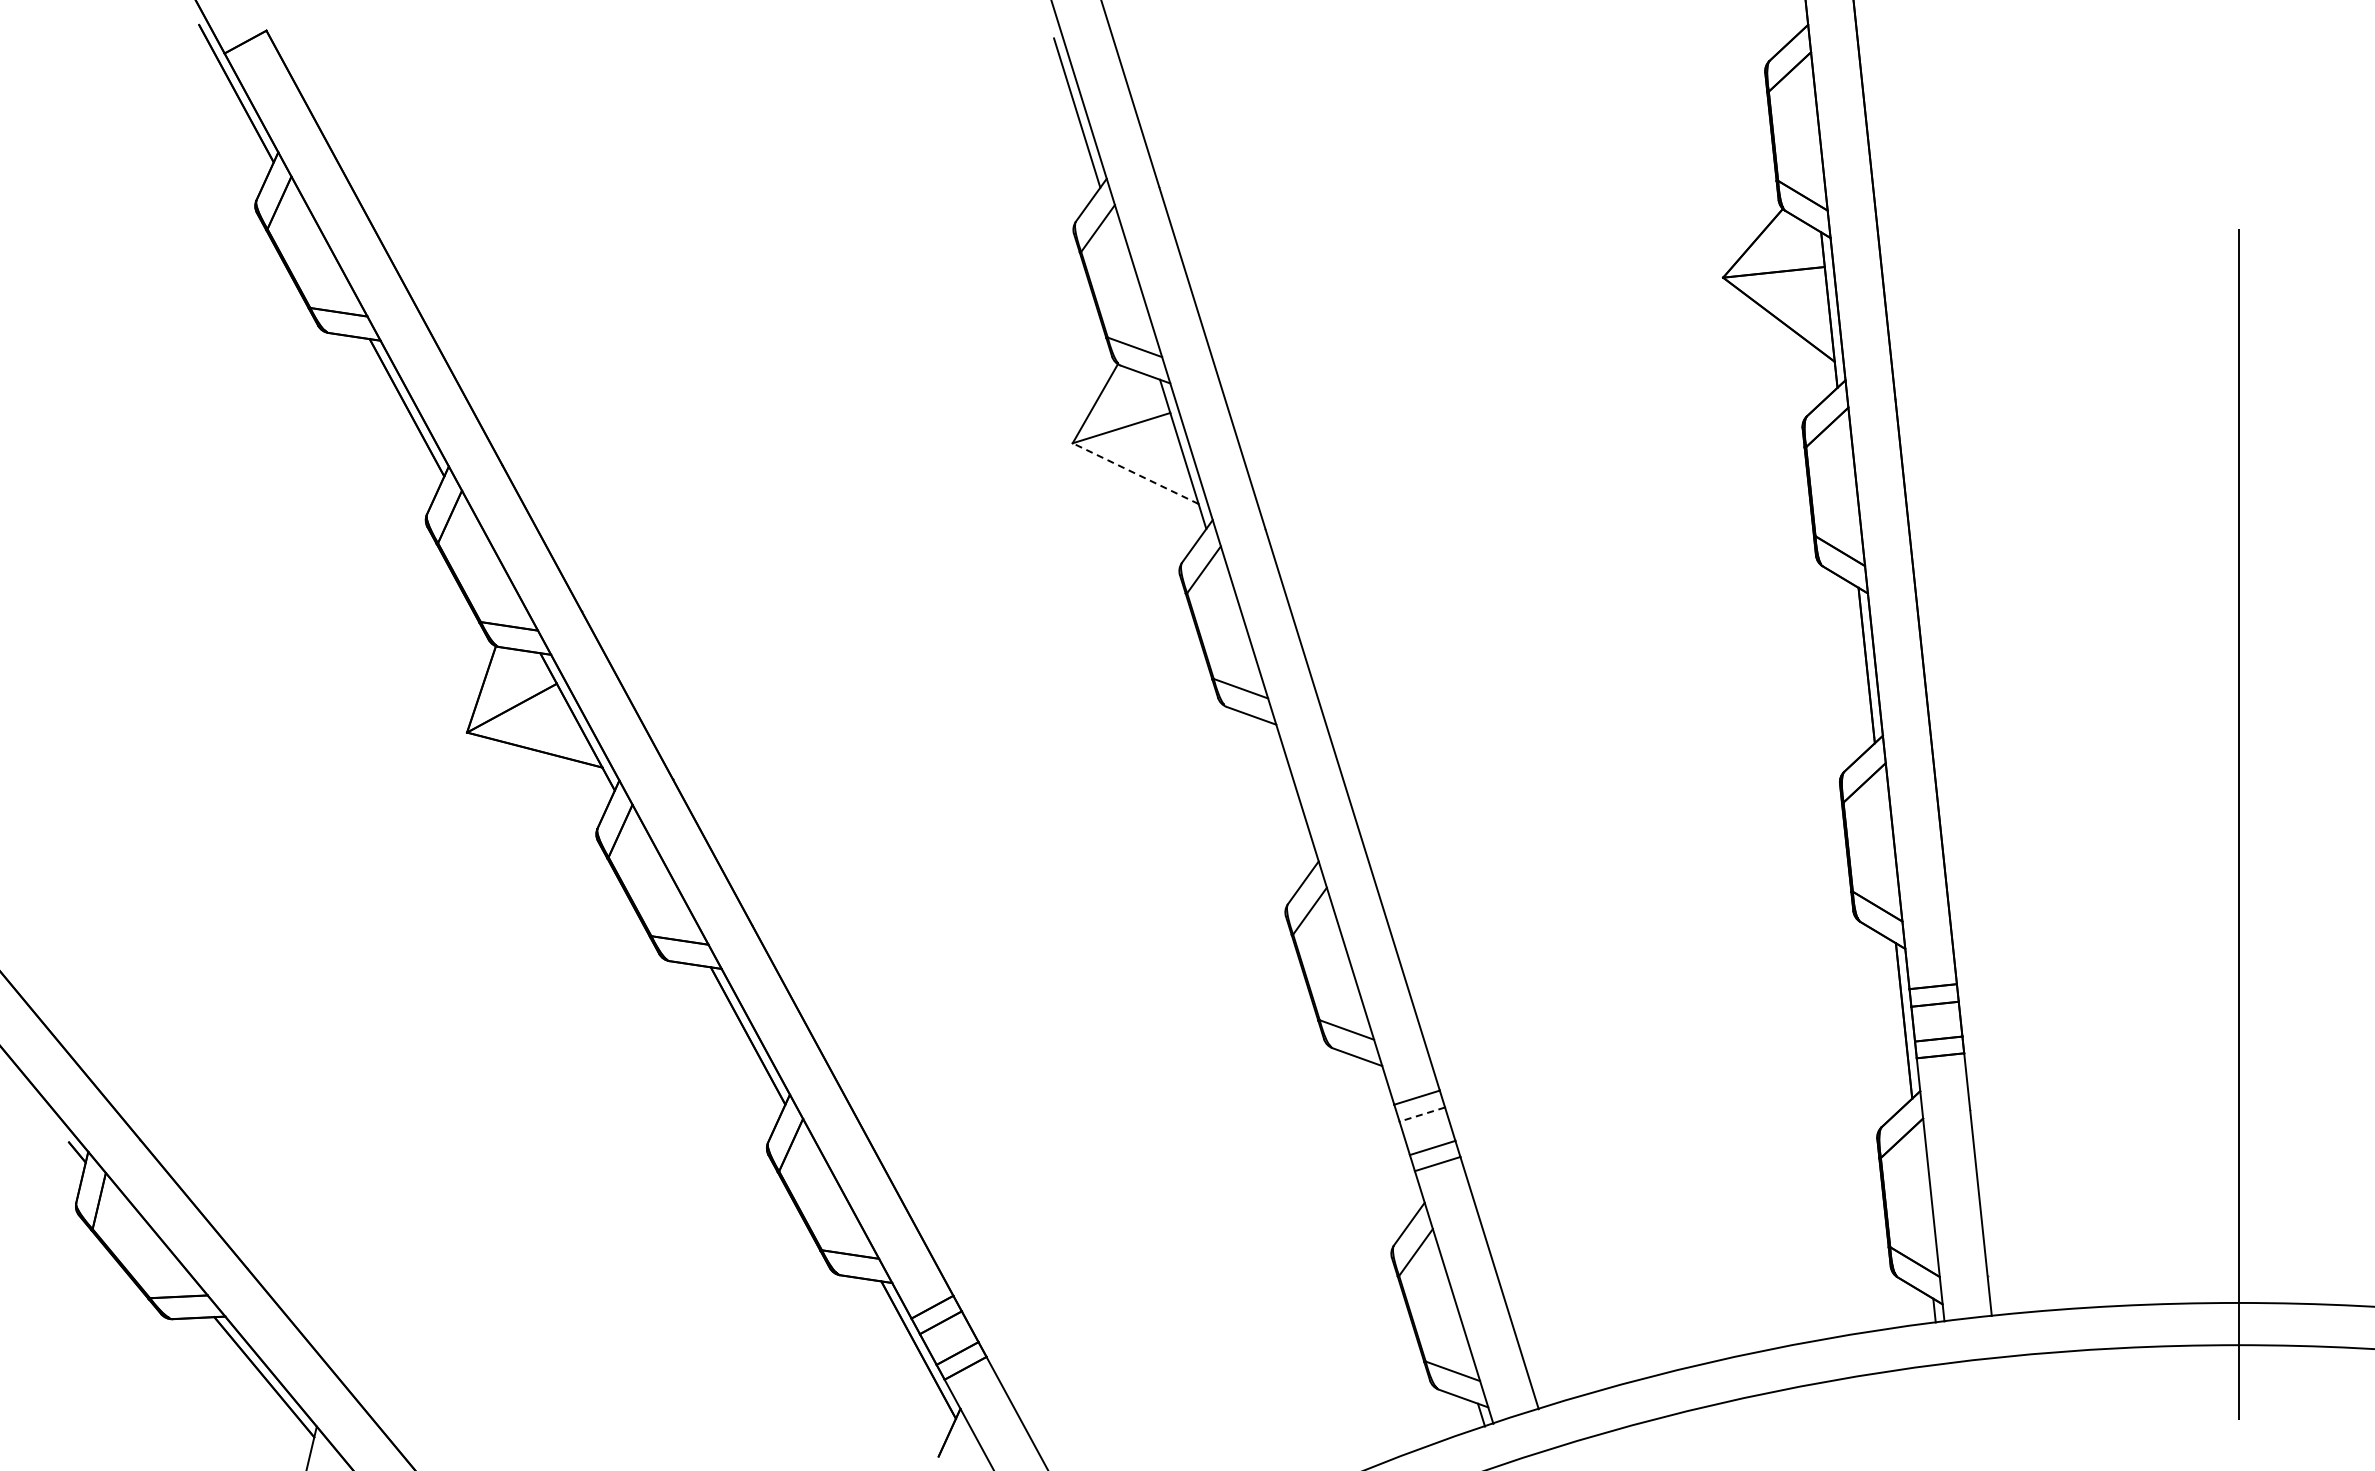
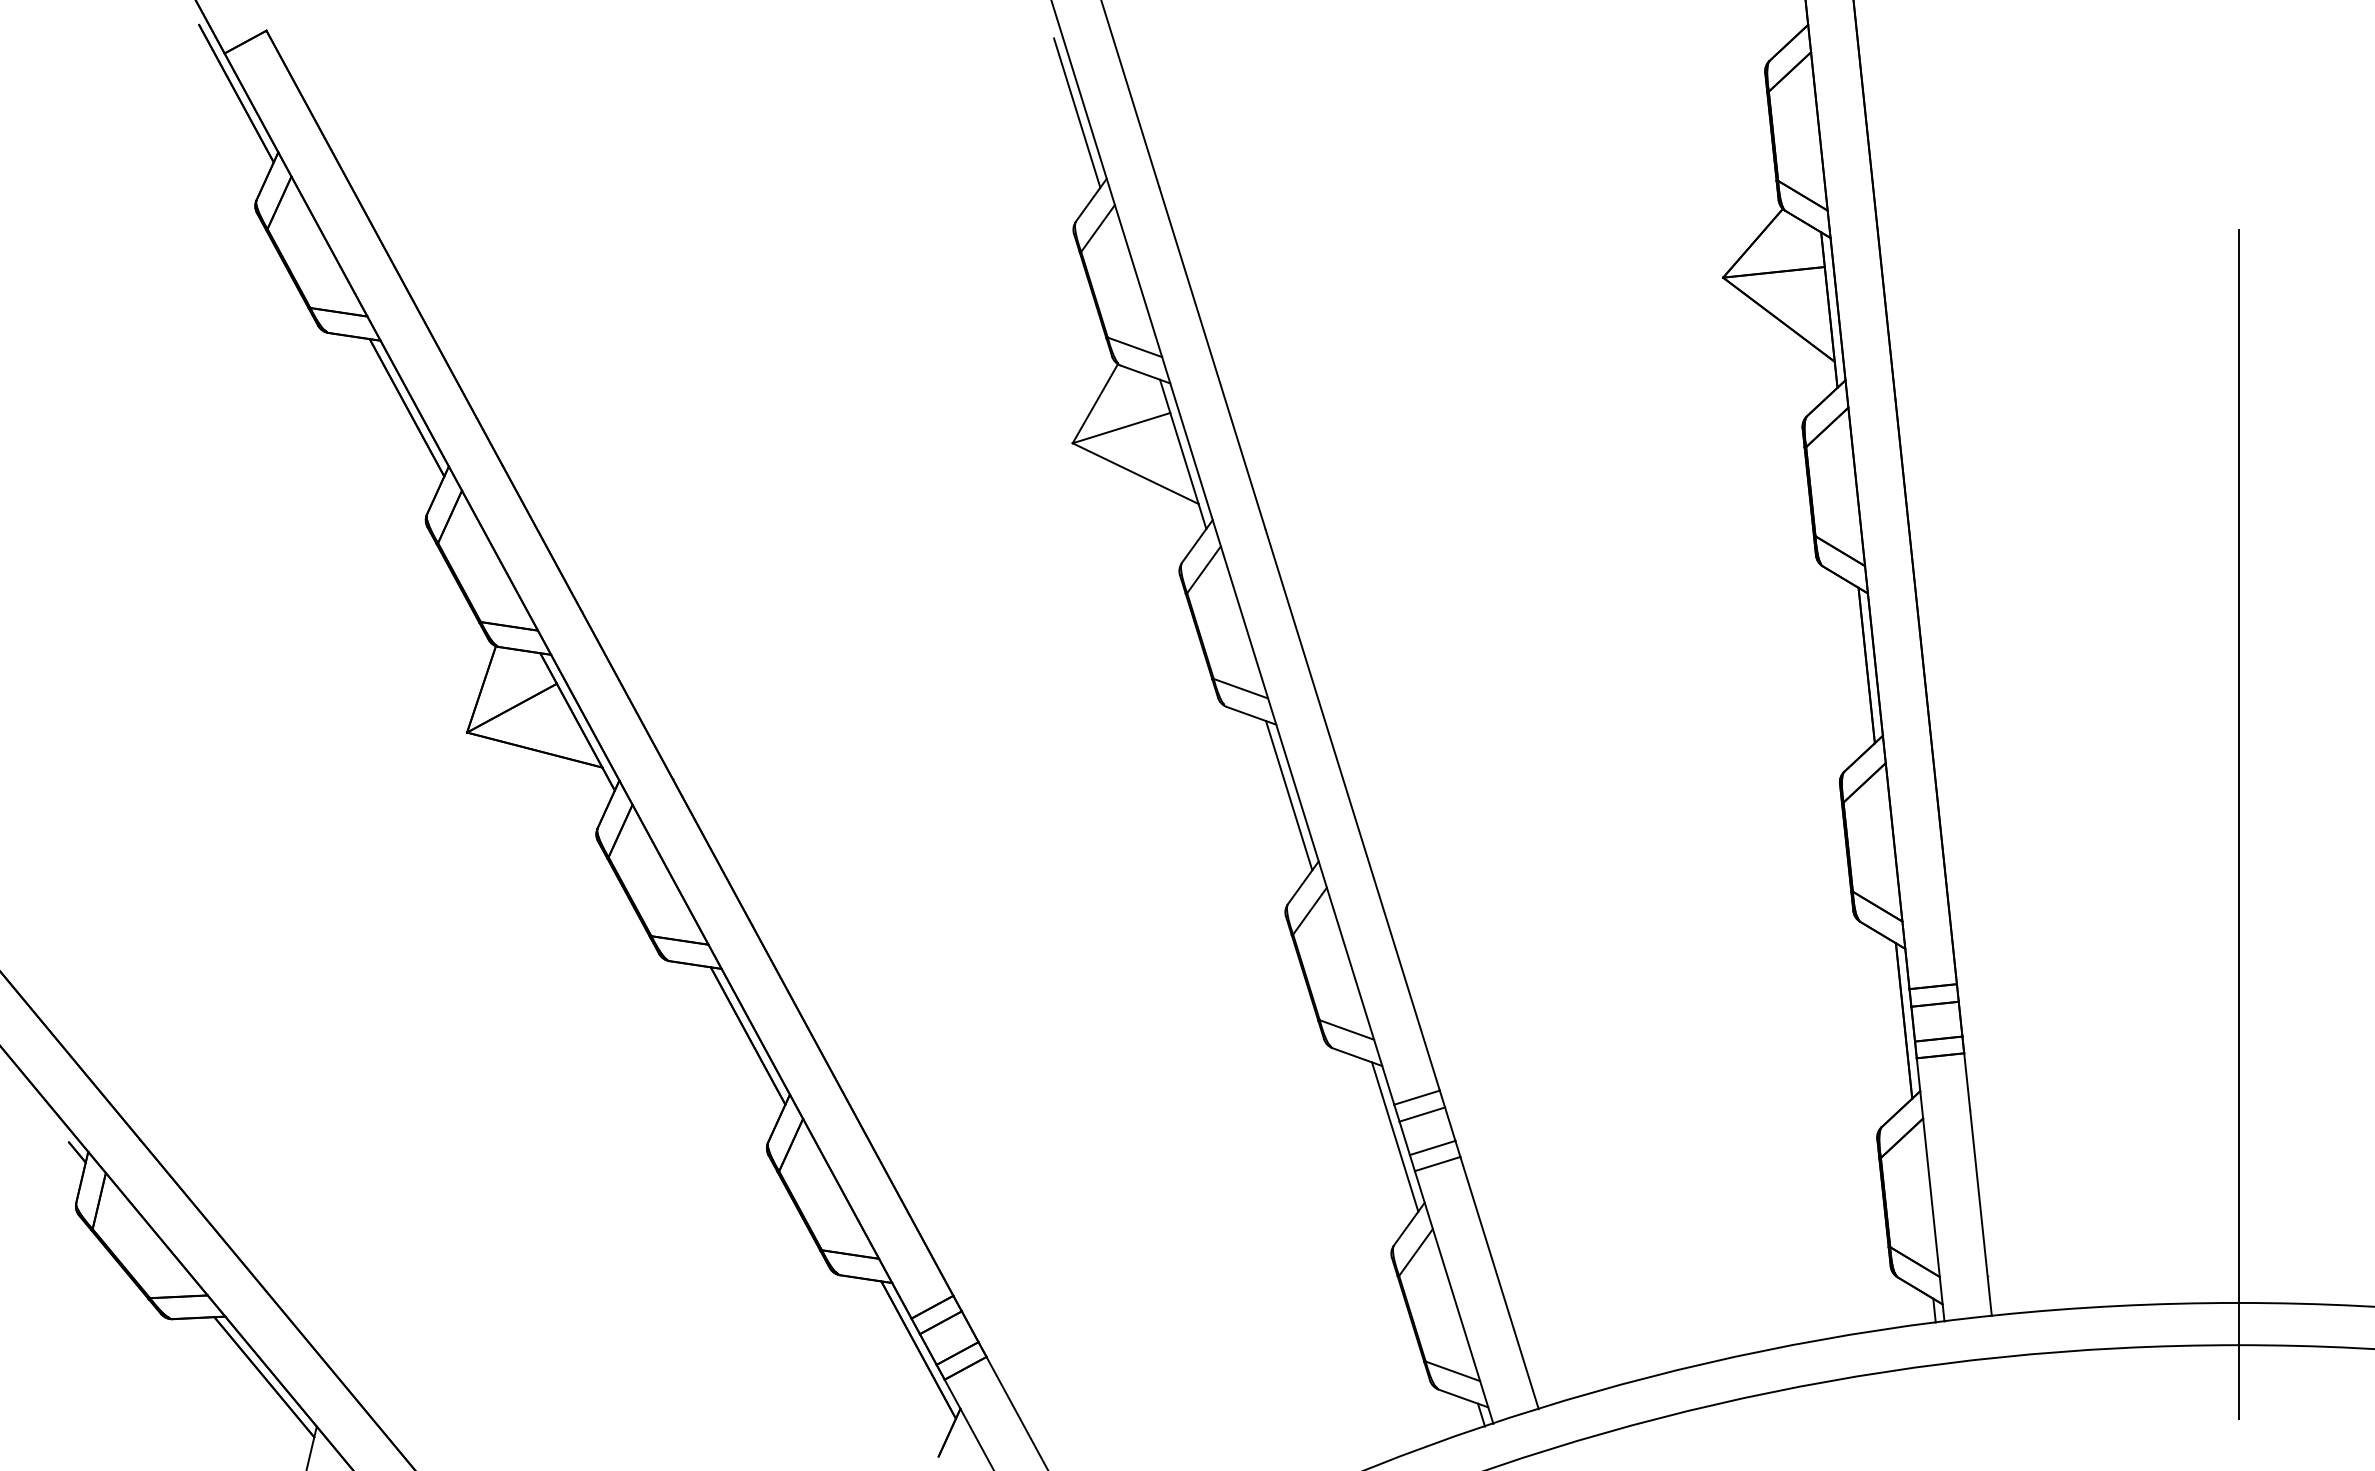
line: dashed -> solid (1135, 473)
line: none -> present (1289, 795)
line: dashed -> solid (1422, 1114)
line: none -> present (1394, 1136)
